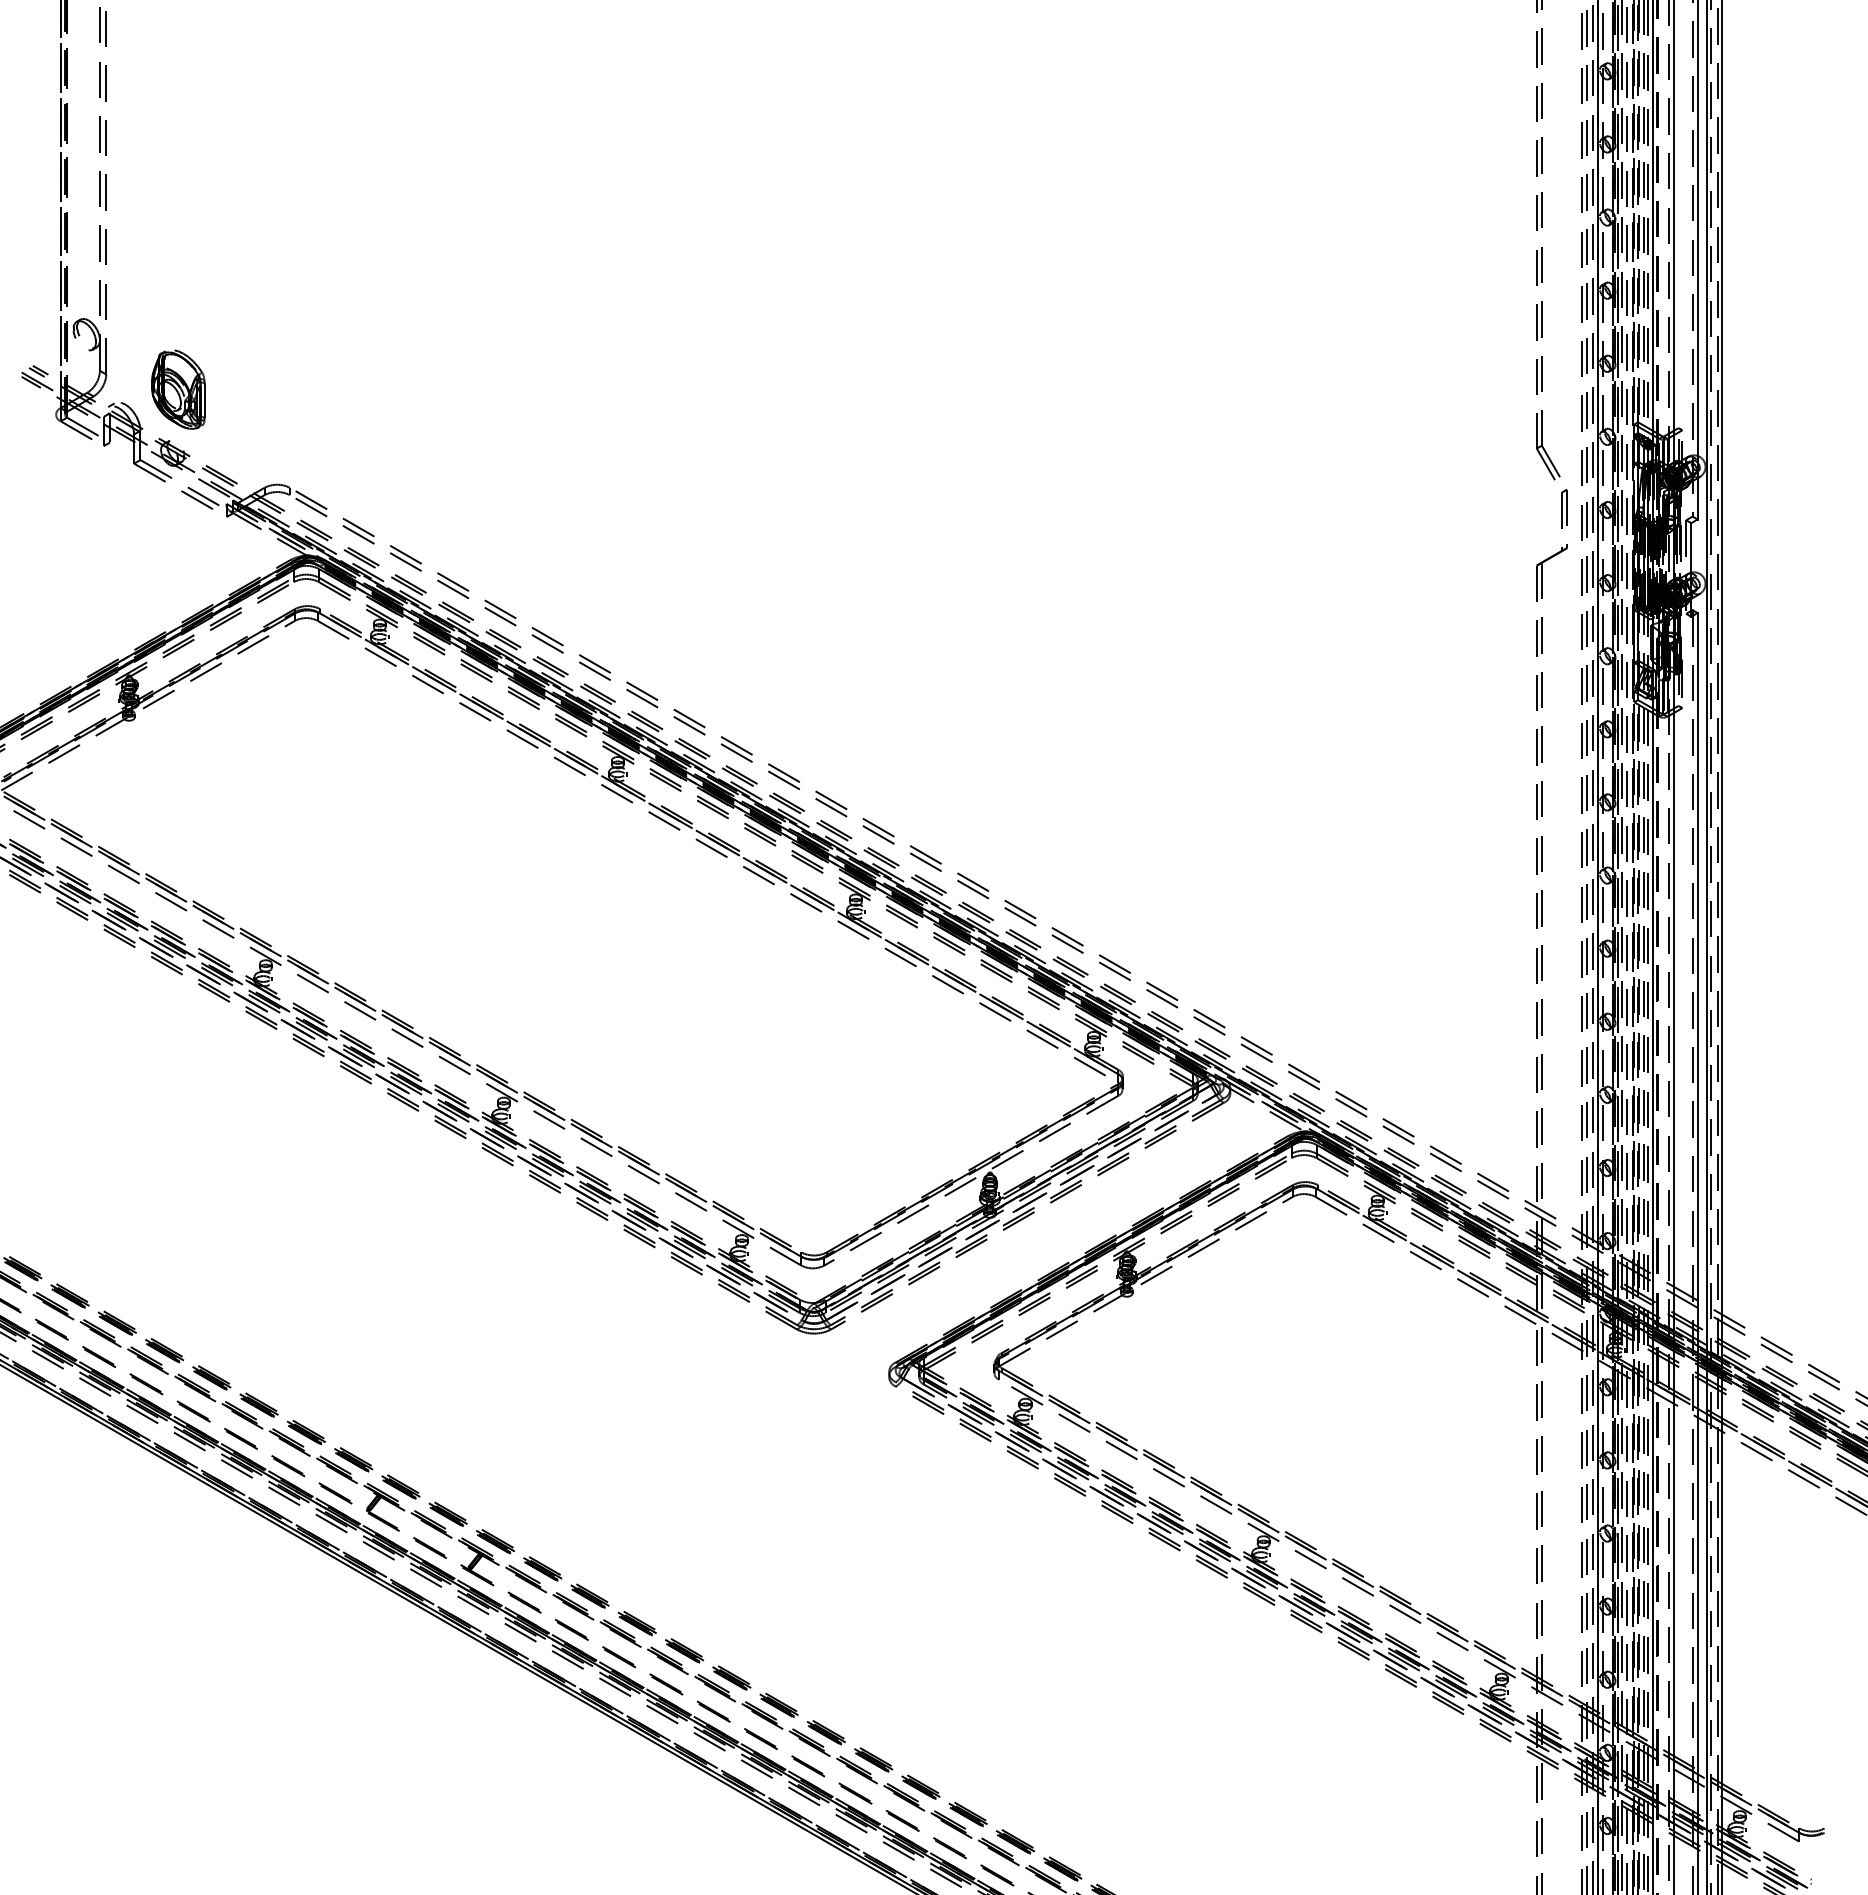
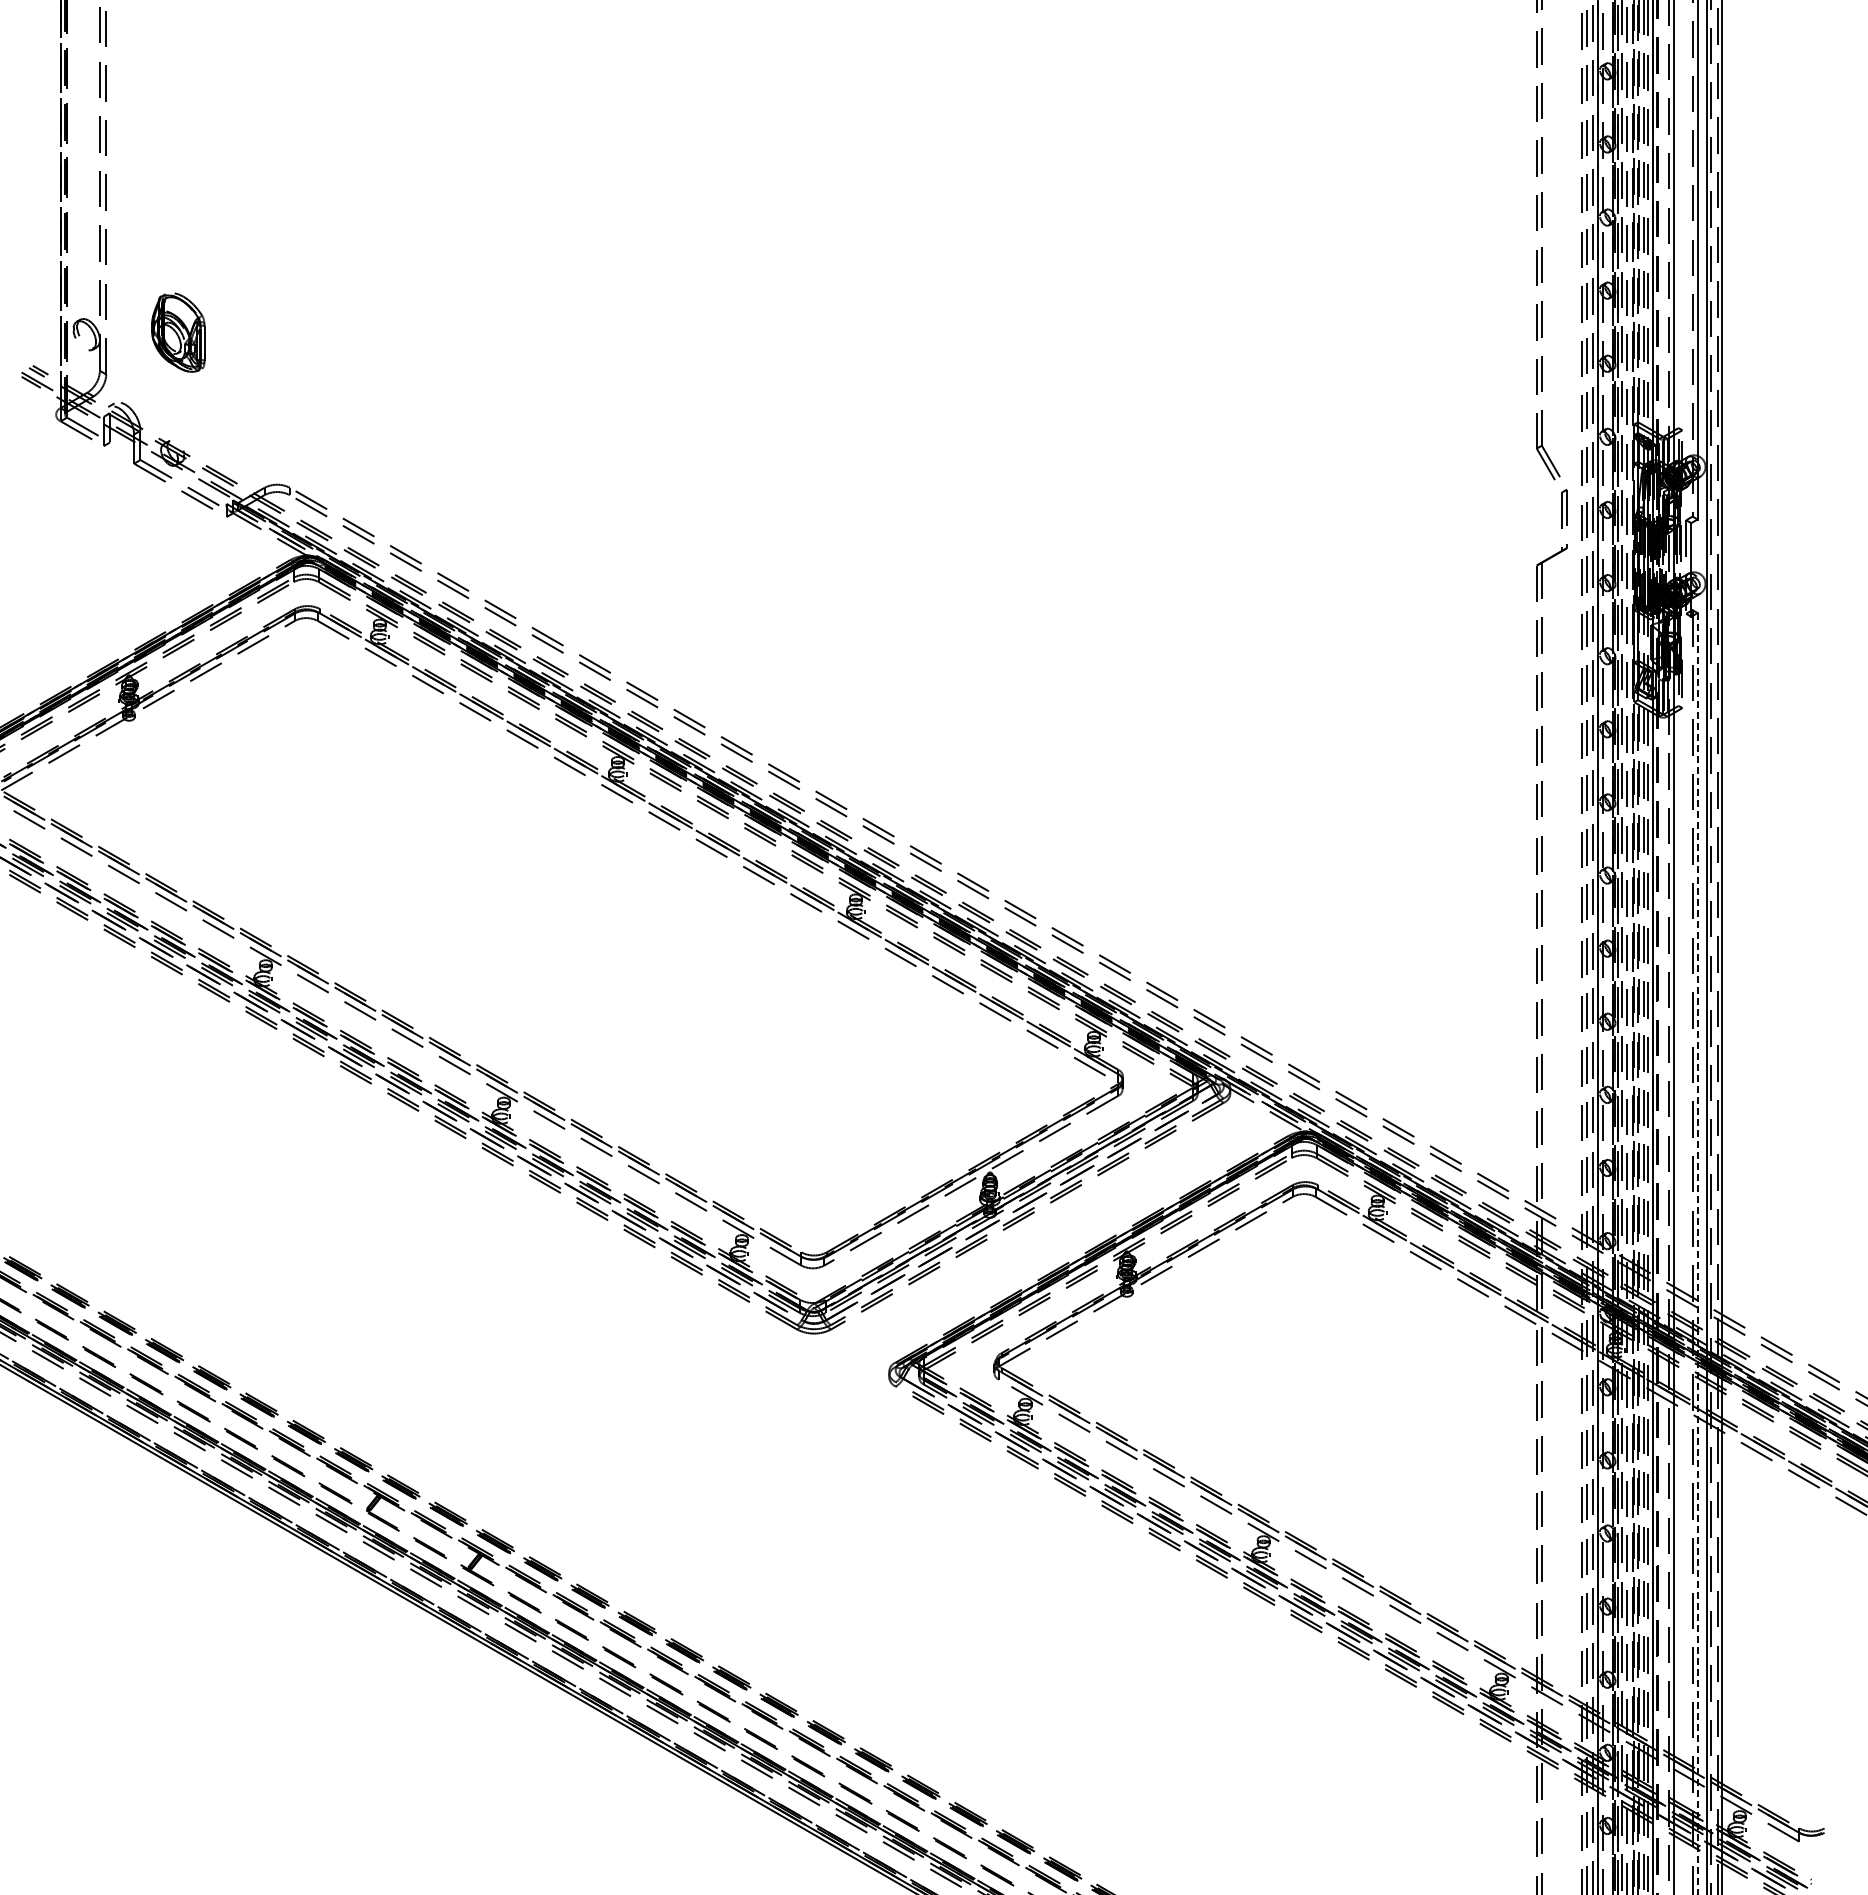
part position: (178, 389) -> (178, 332) (178, 332)
line: solid -> dashed (1697, 1253)
